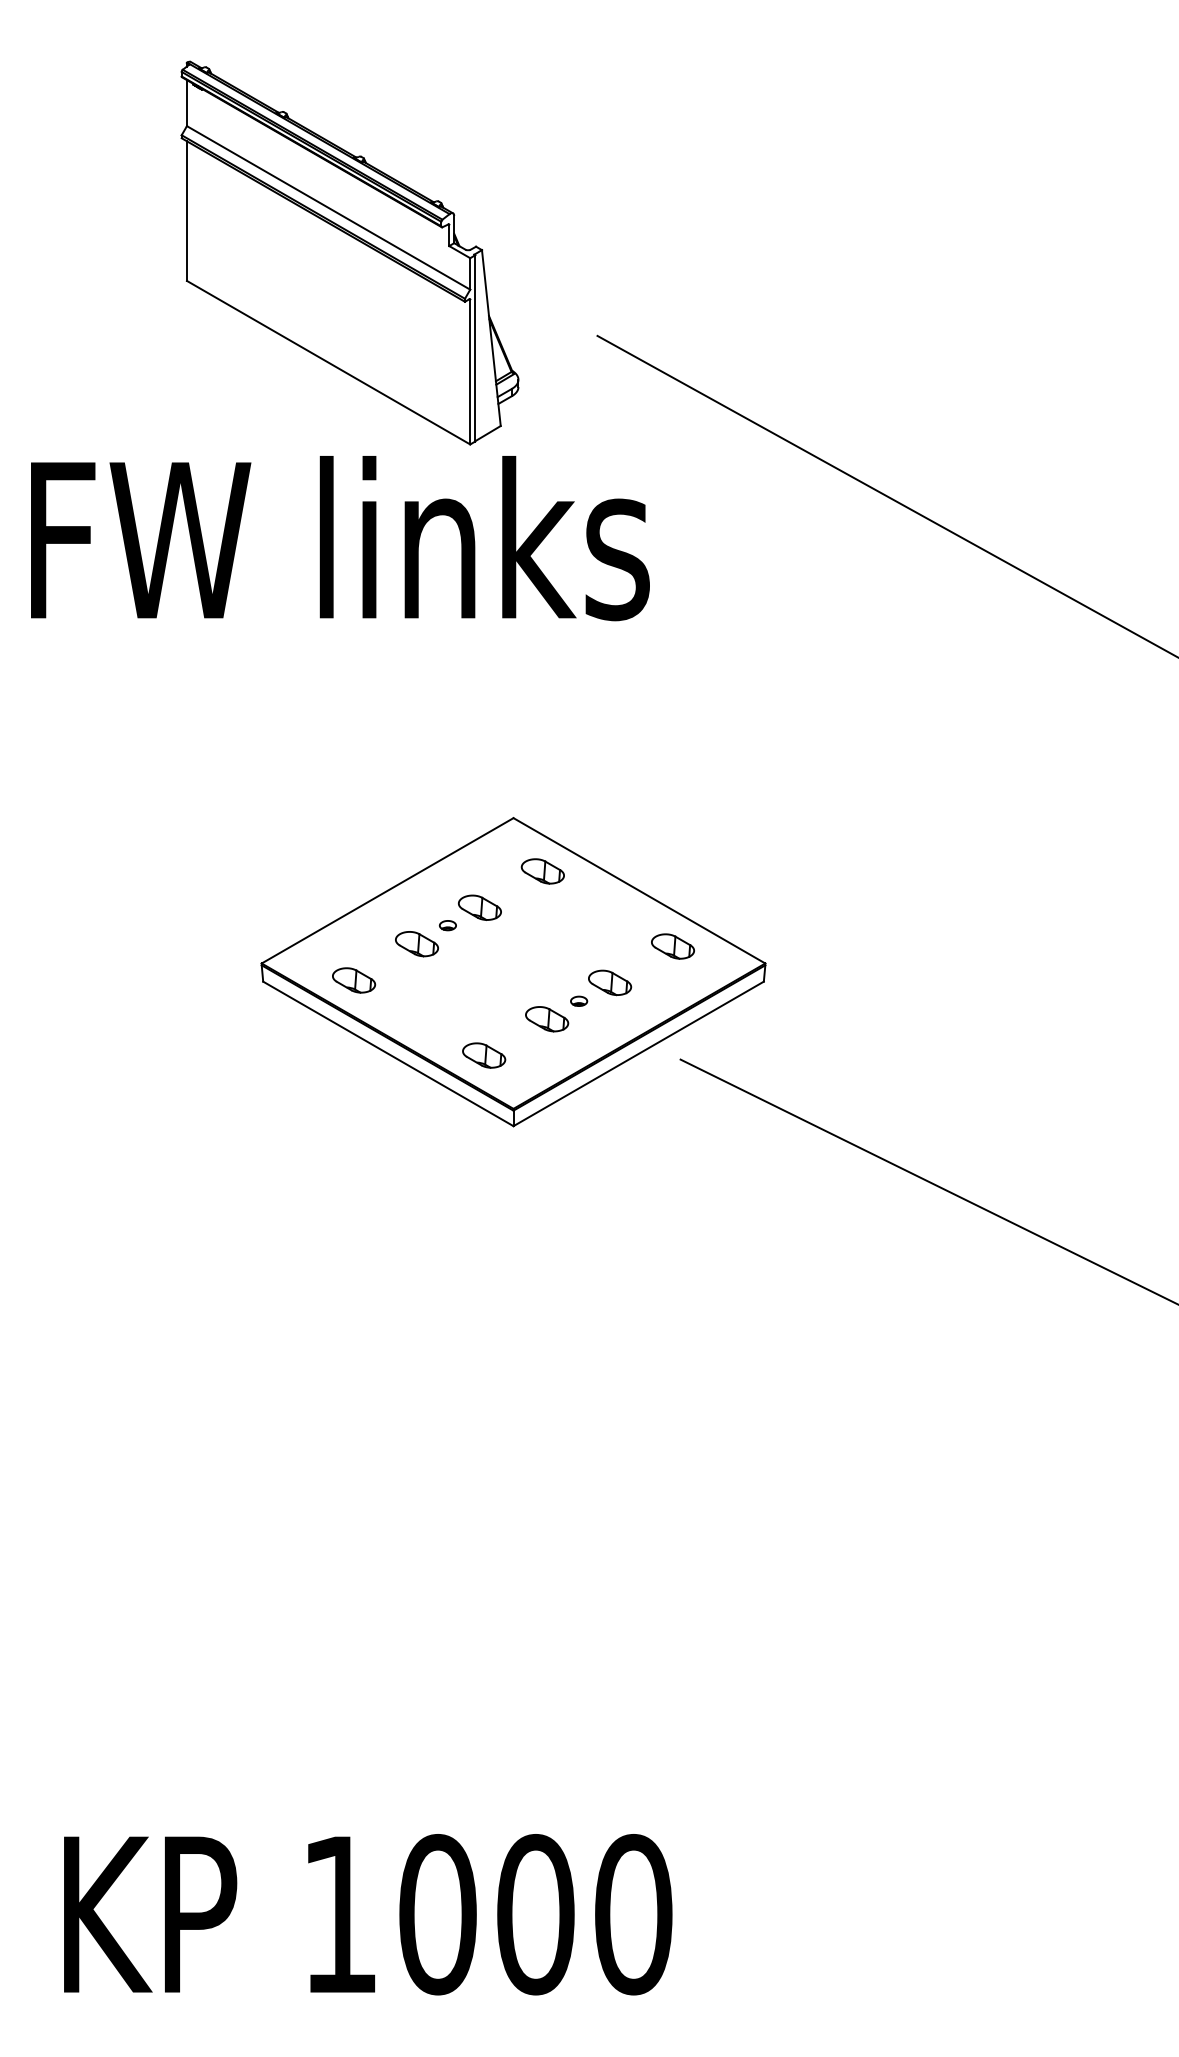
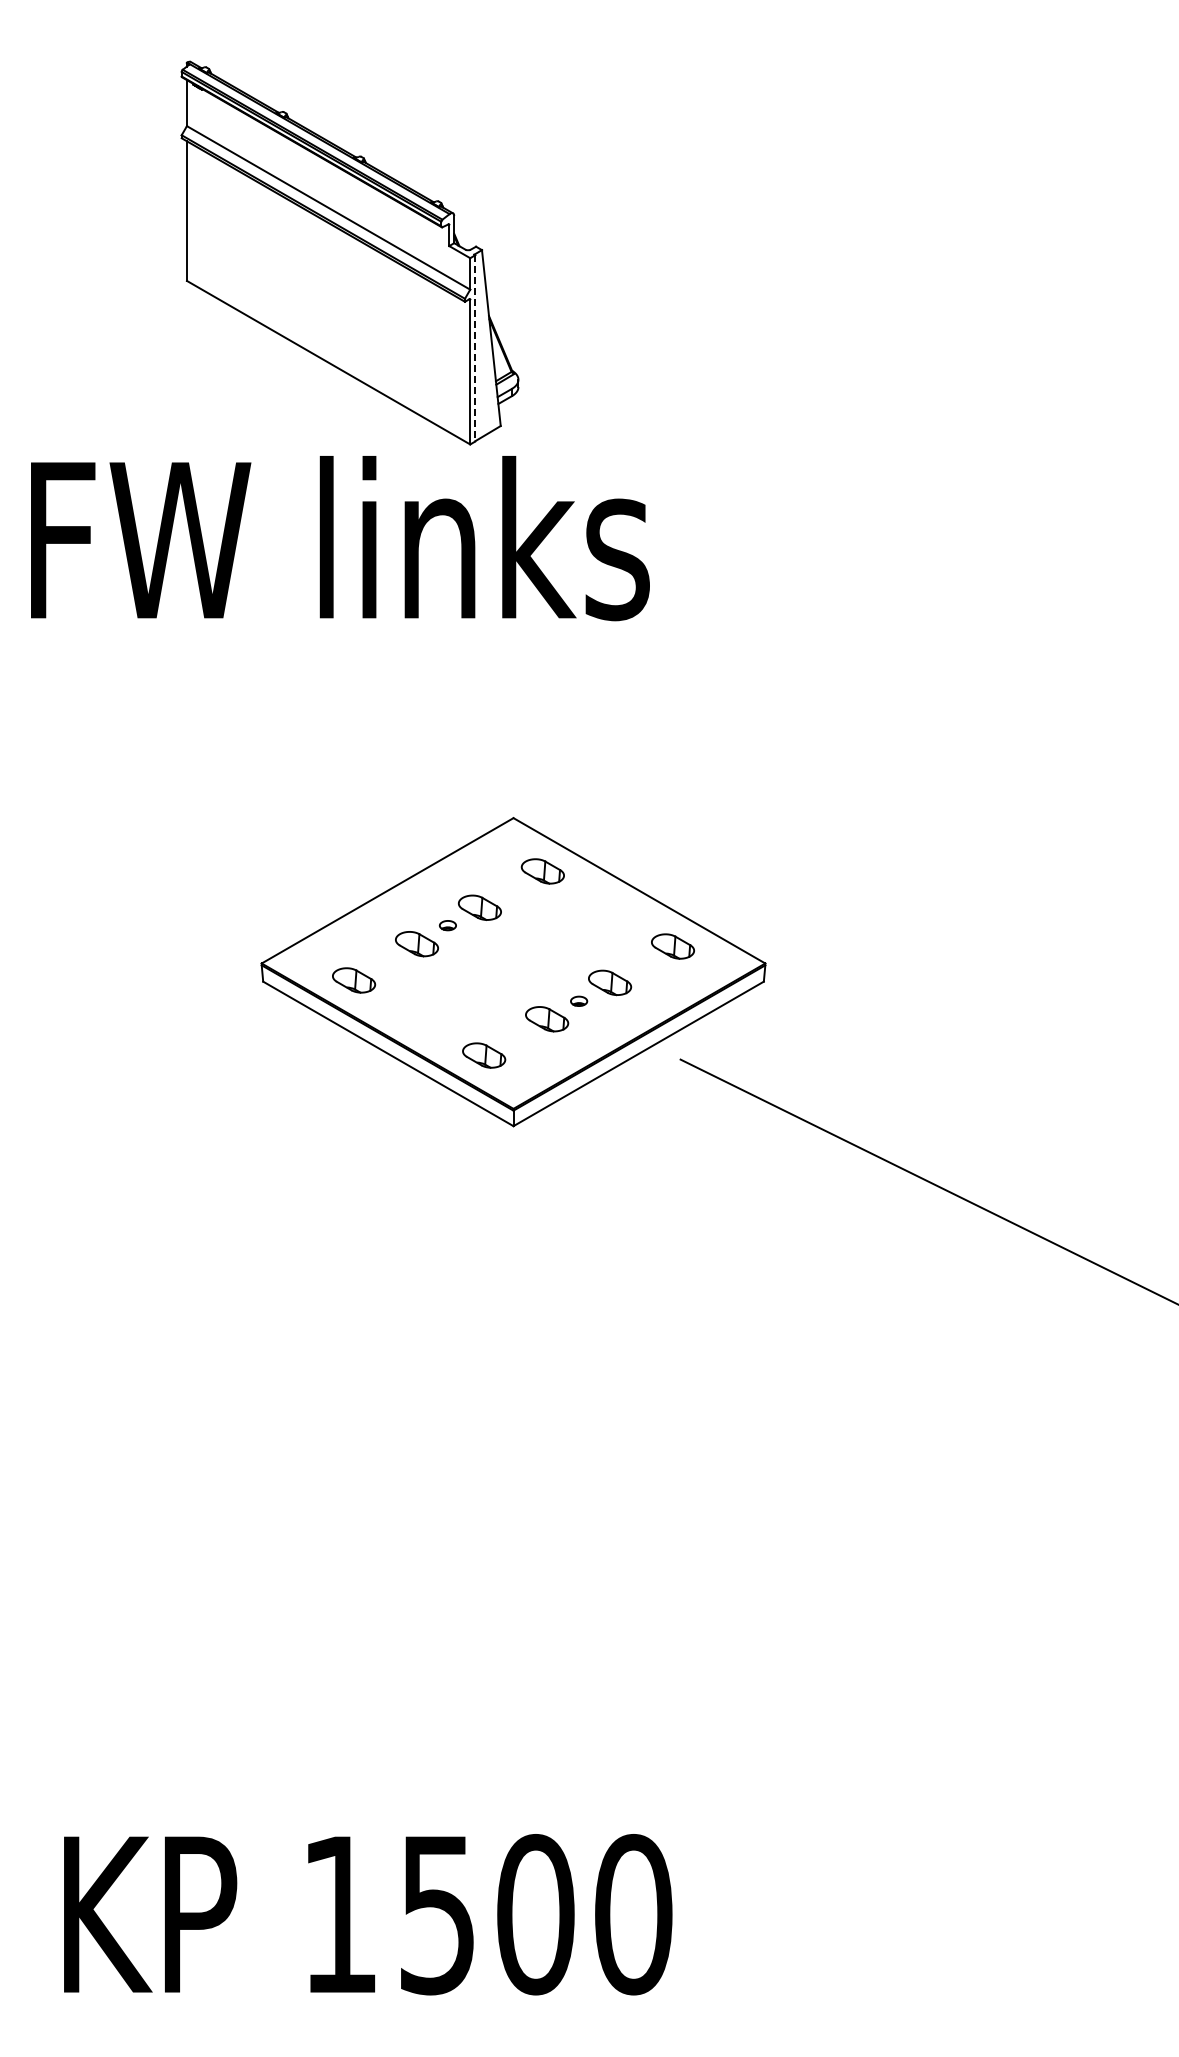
line: solid -> dashed (475, 348)
line: present -> none (886, 495)
text: 1000 -> 1500 (437, 1914)
